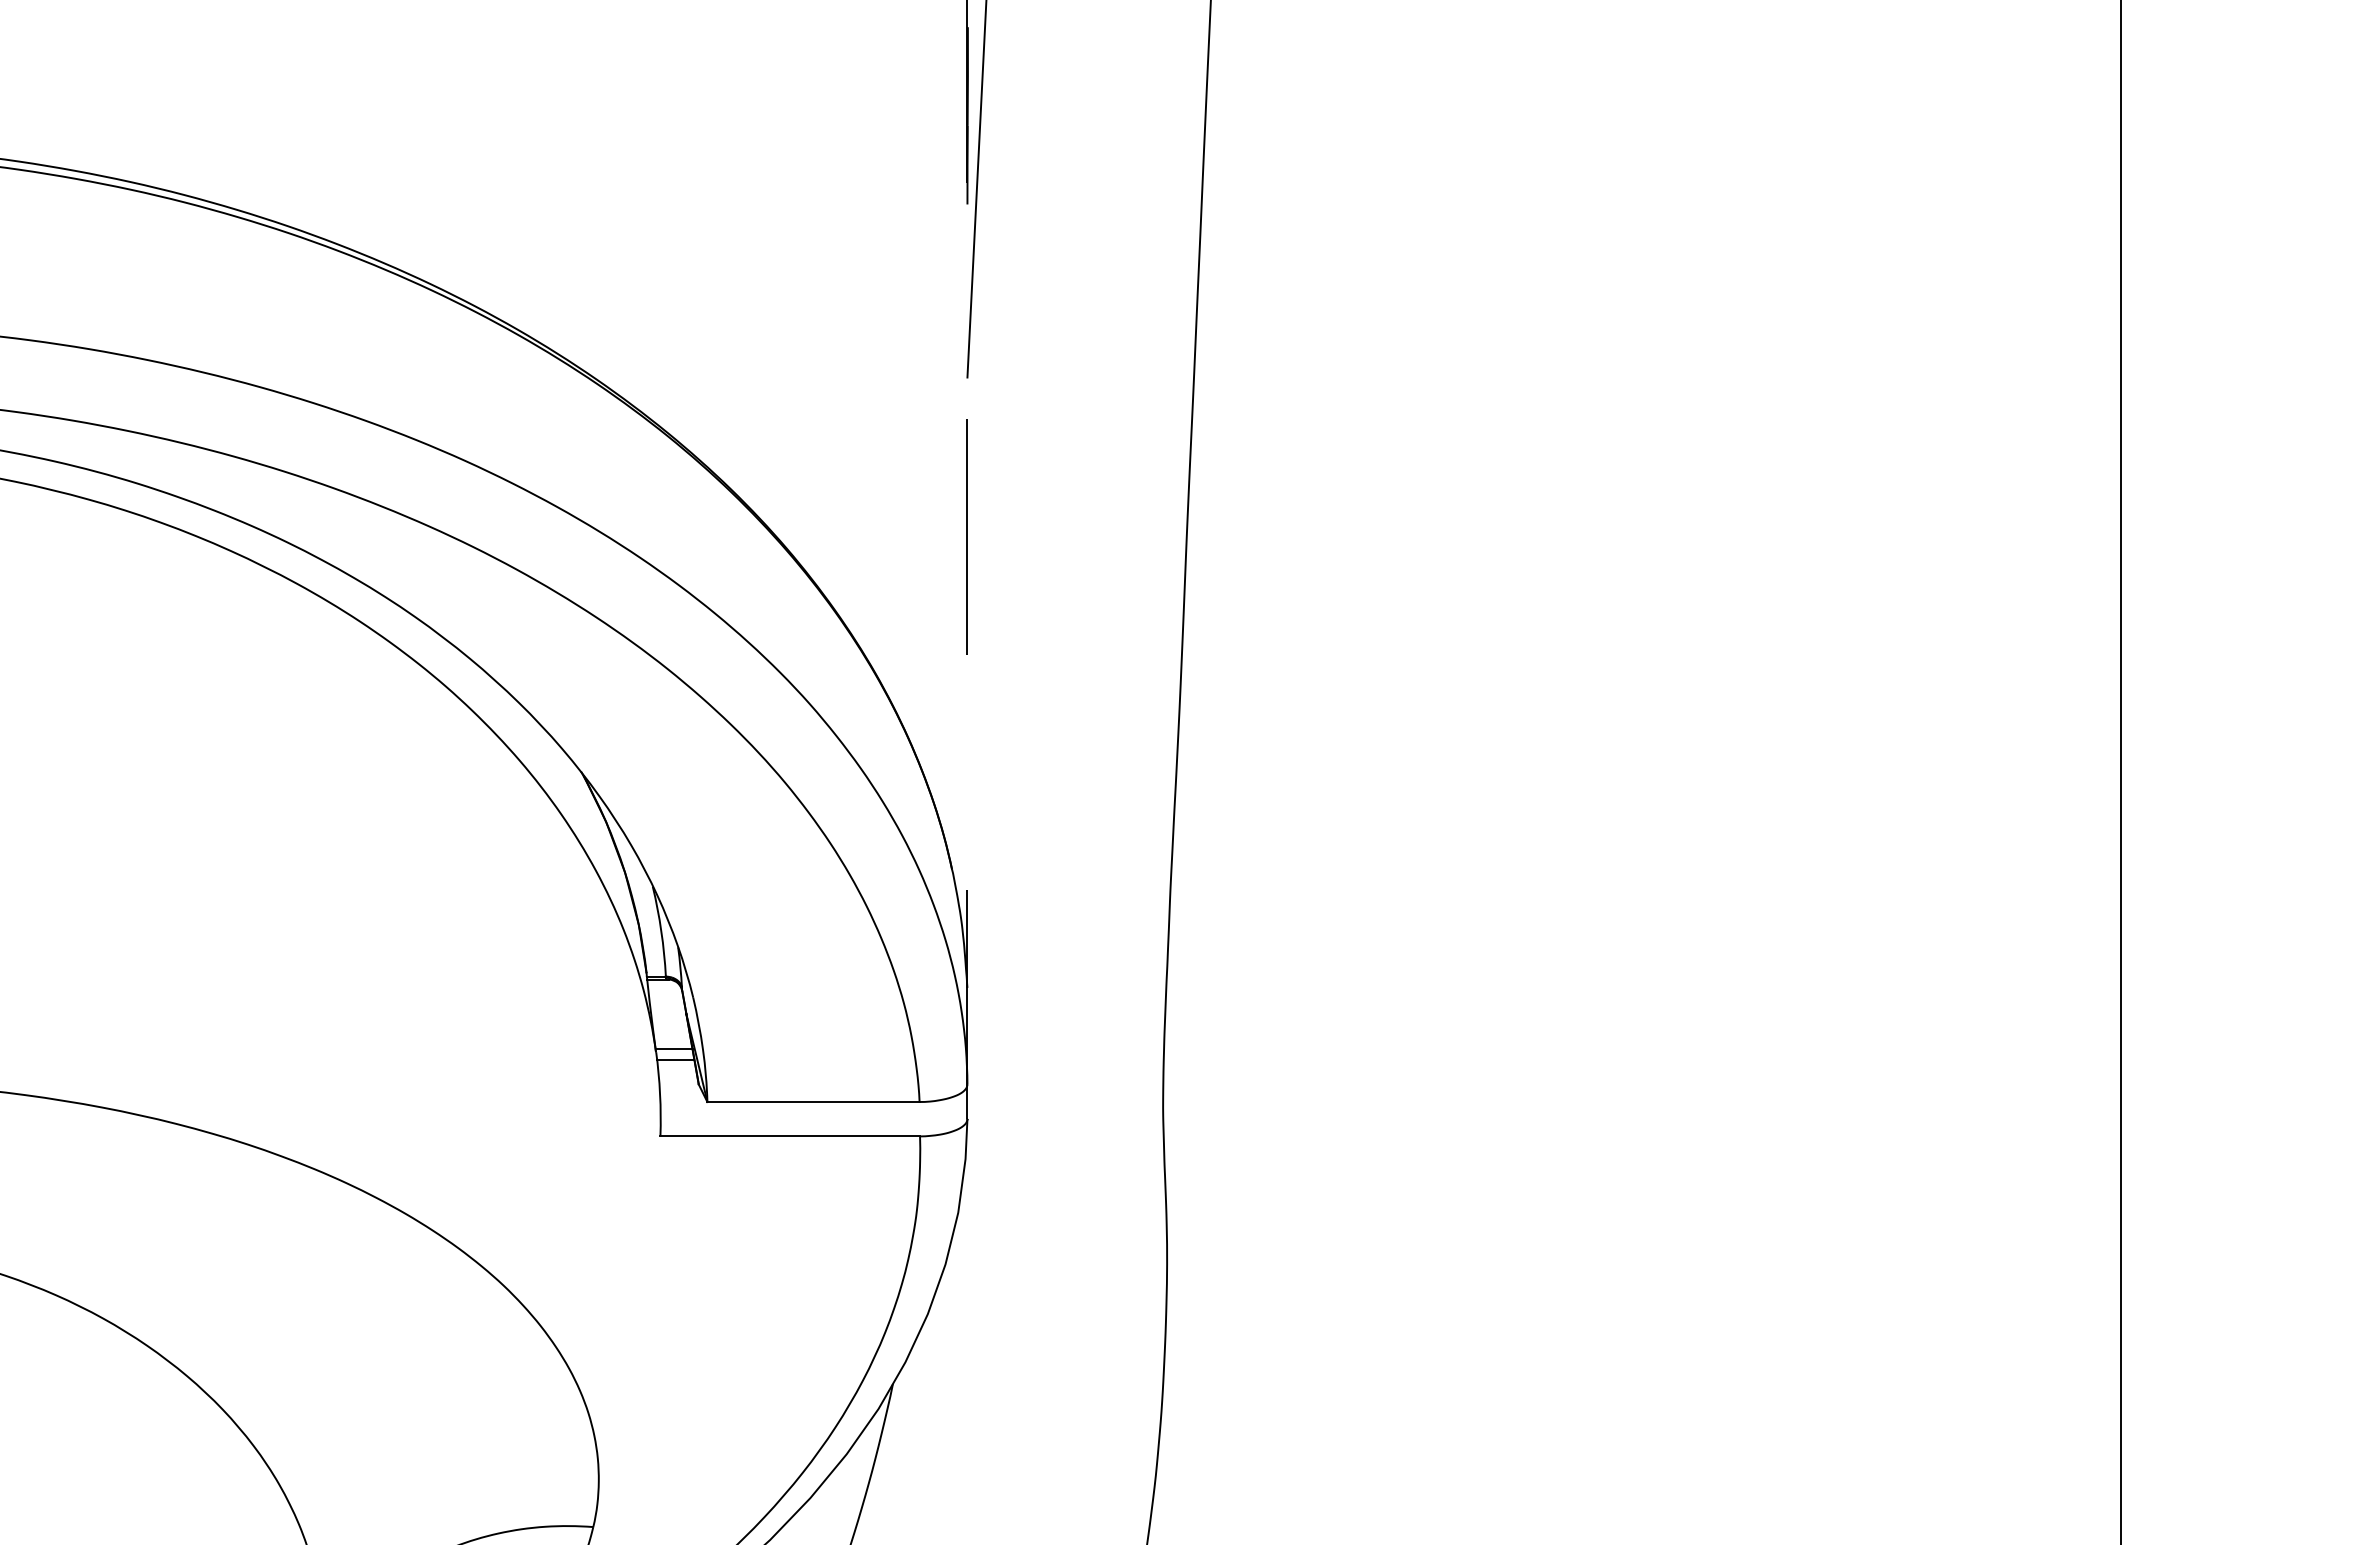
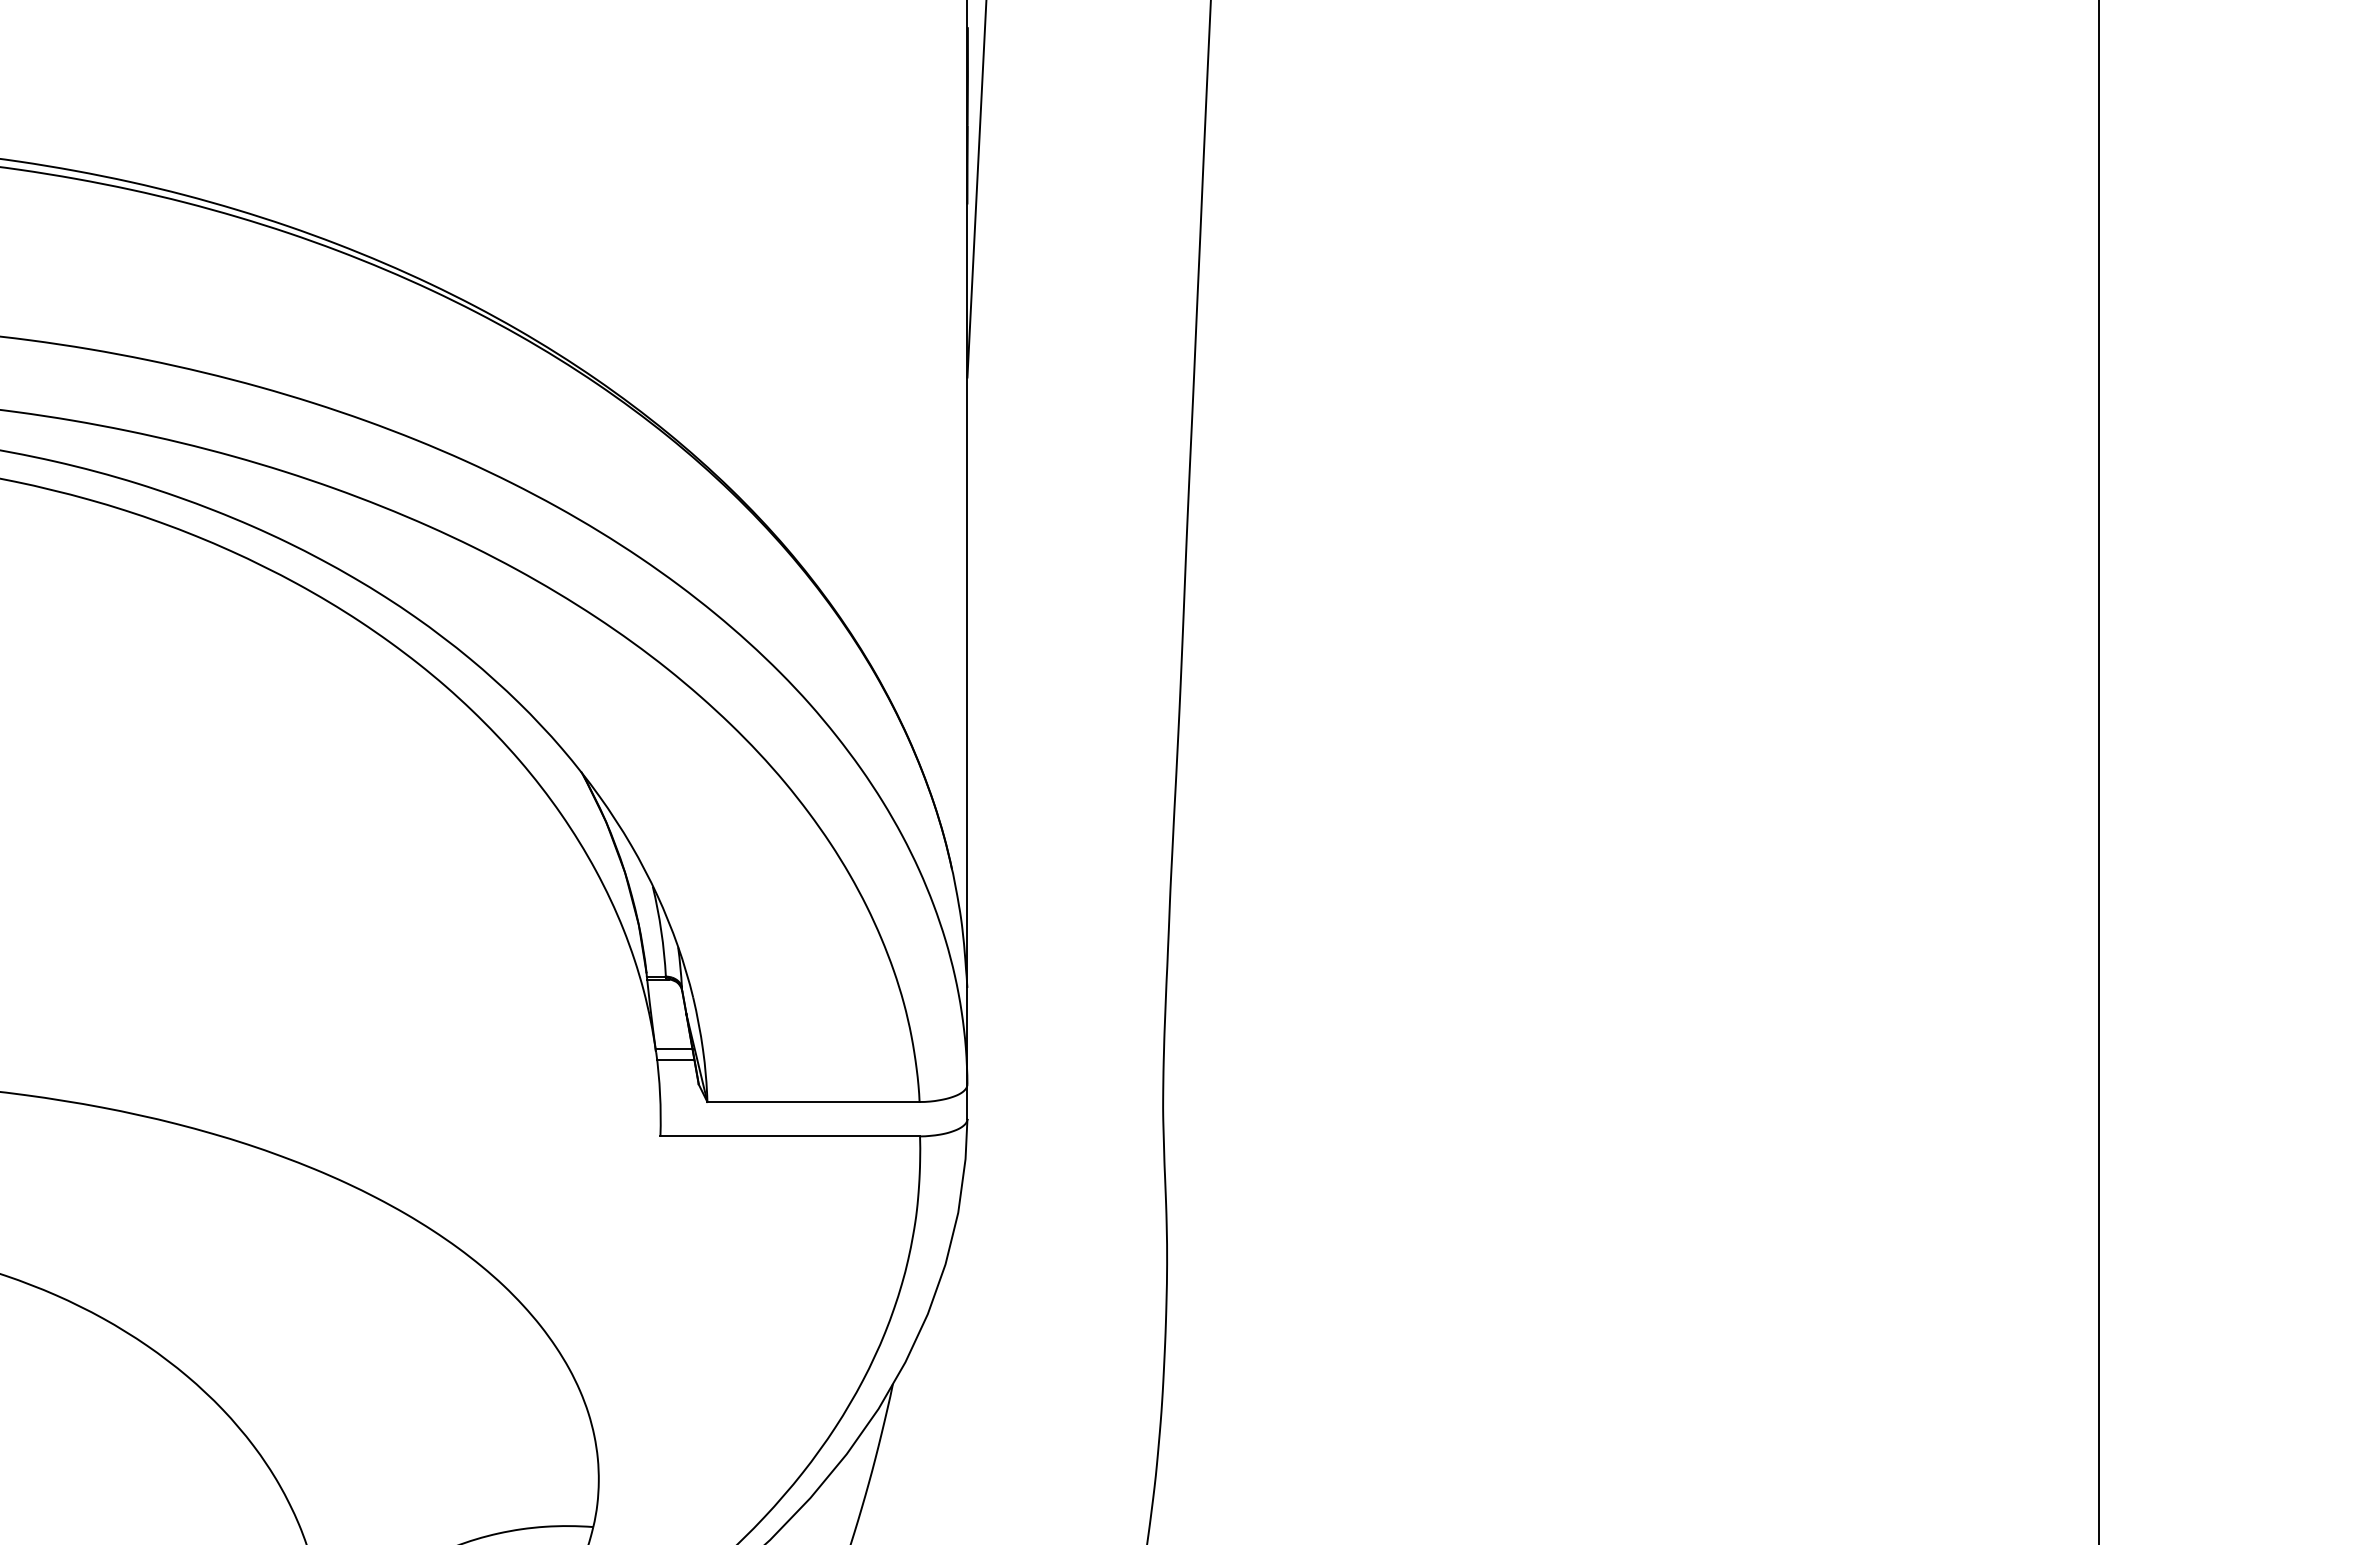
line: dashed -> solid (967, 560)
line position: (2120, 771) -> (2098, 771) (2098, 771)
